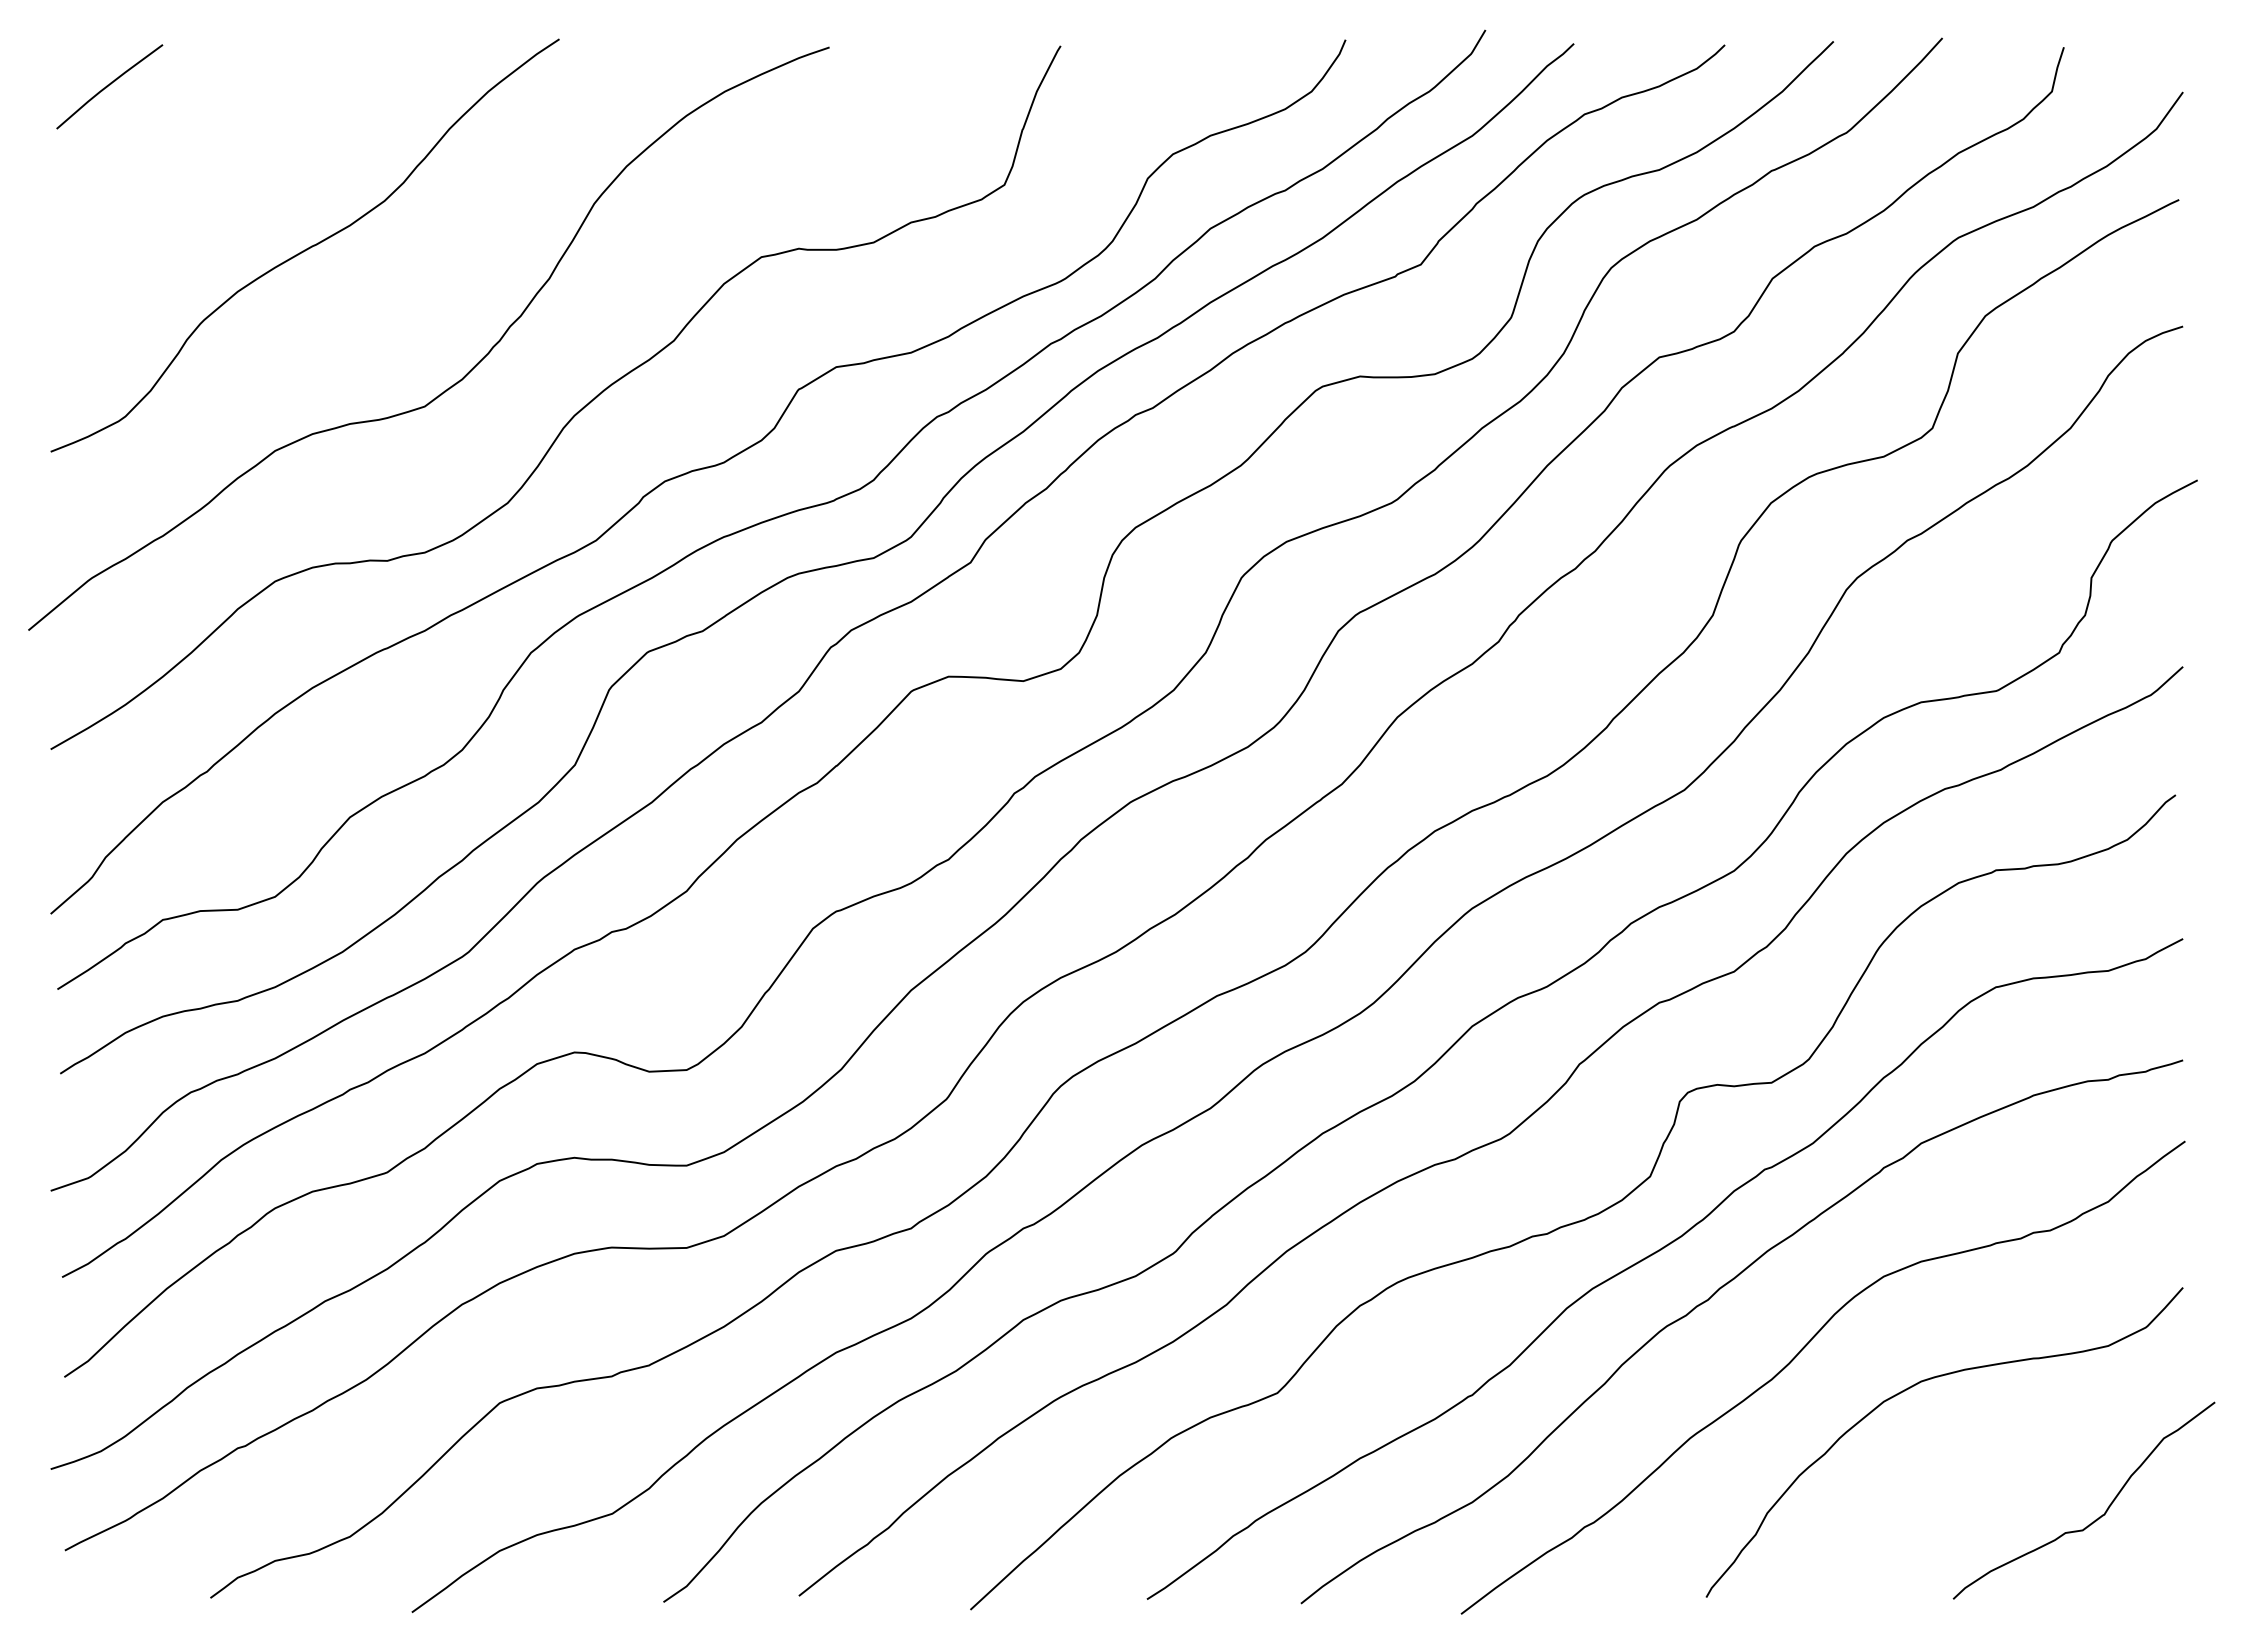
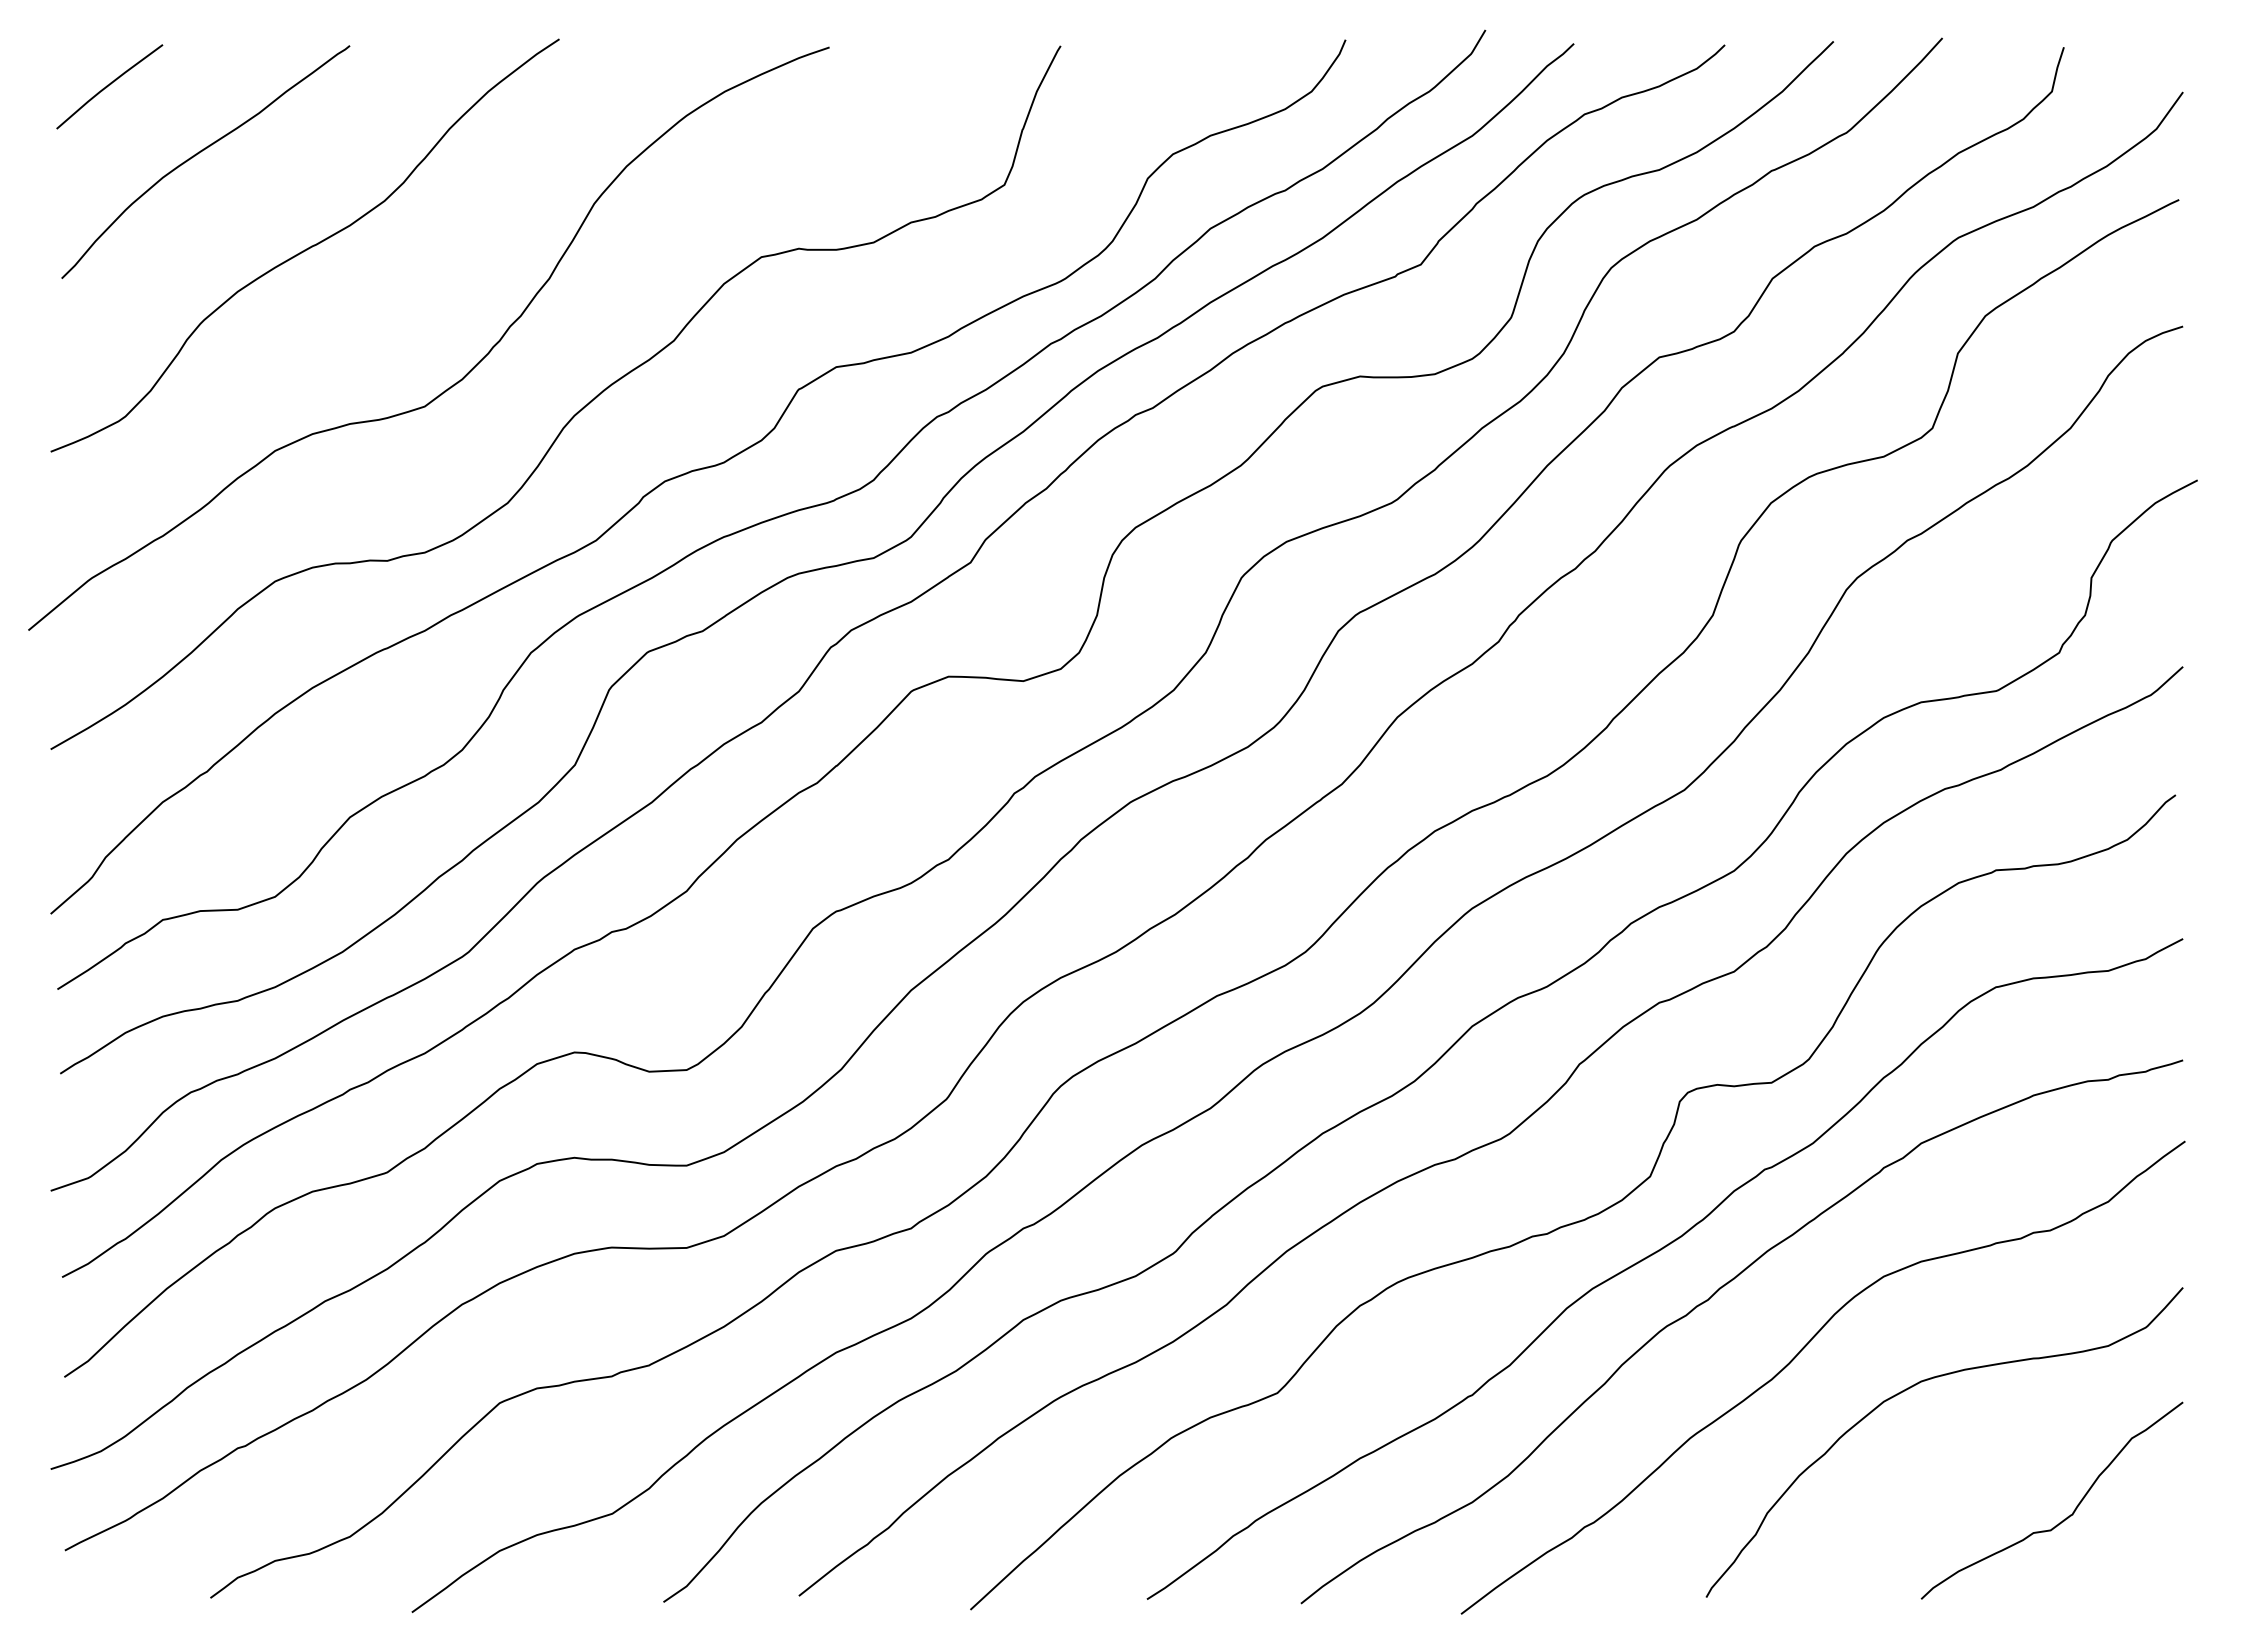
curve: none -> present (201, 152)
curve position: (2095, 1519) -> (2063, 1519) (2063, 1519)
